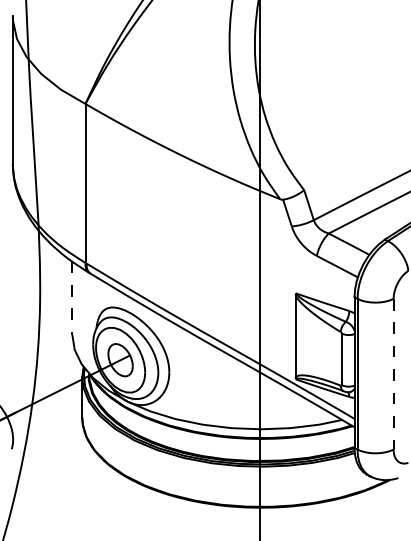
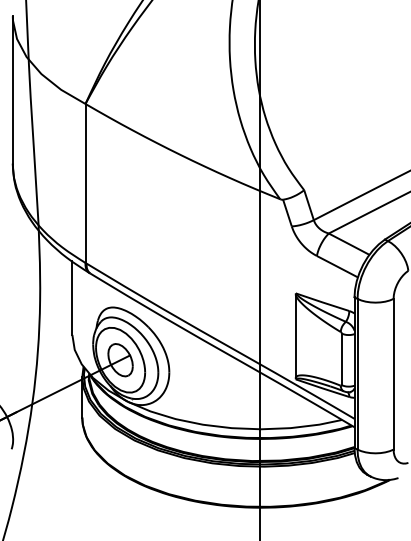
line: dashed -> solid (72, 298)
line: dashed -> solid (393, 374)
